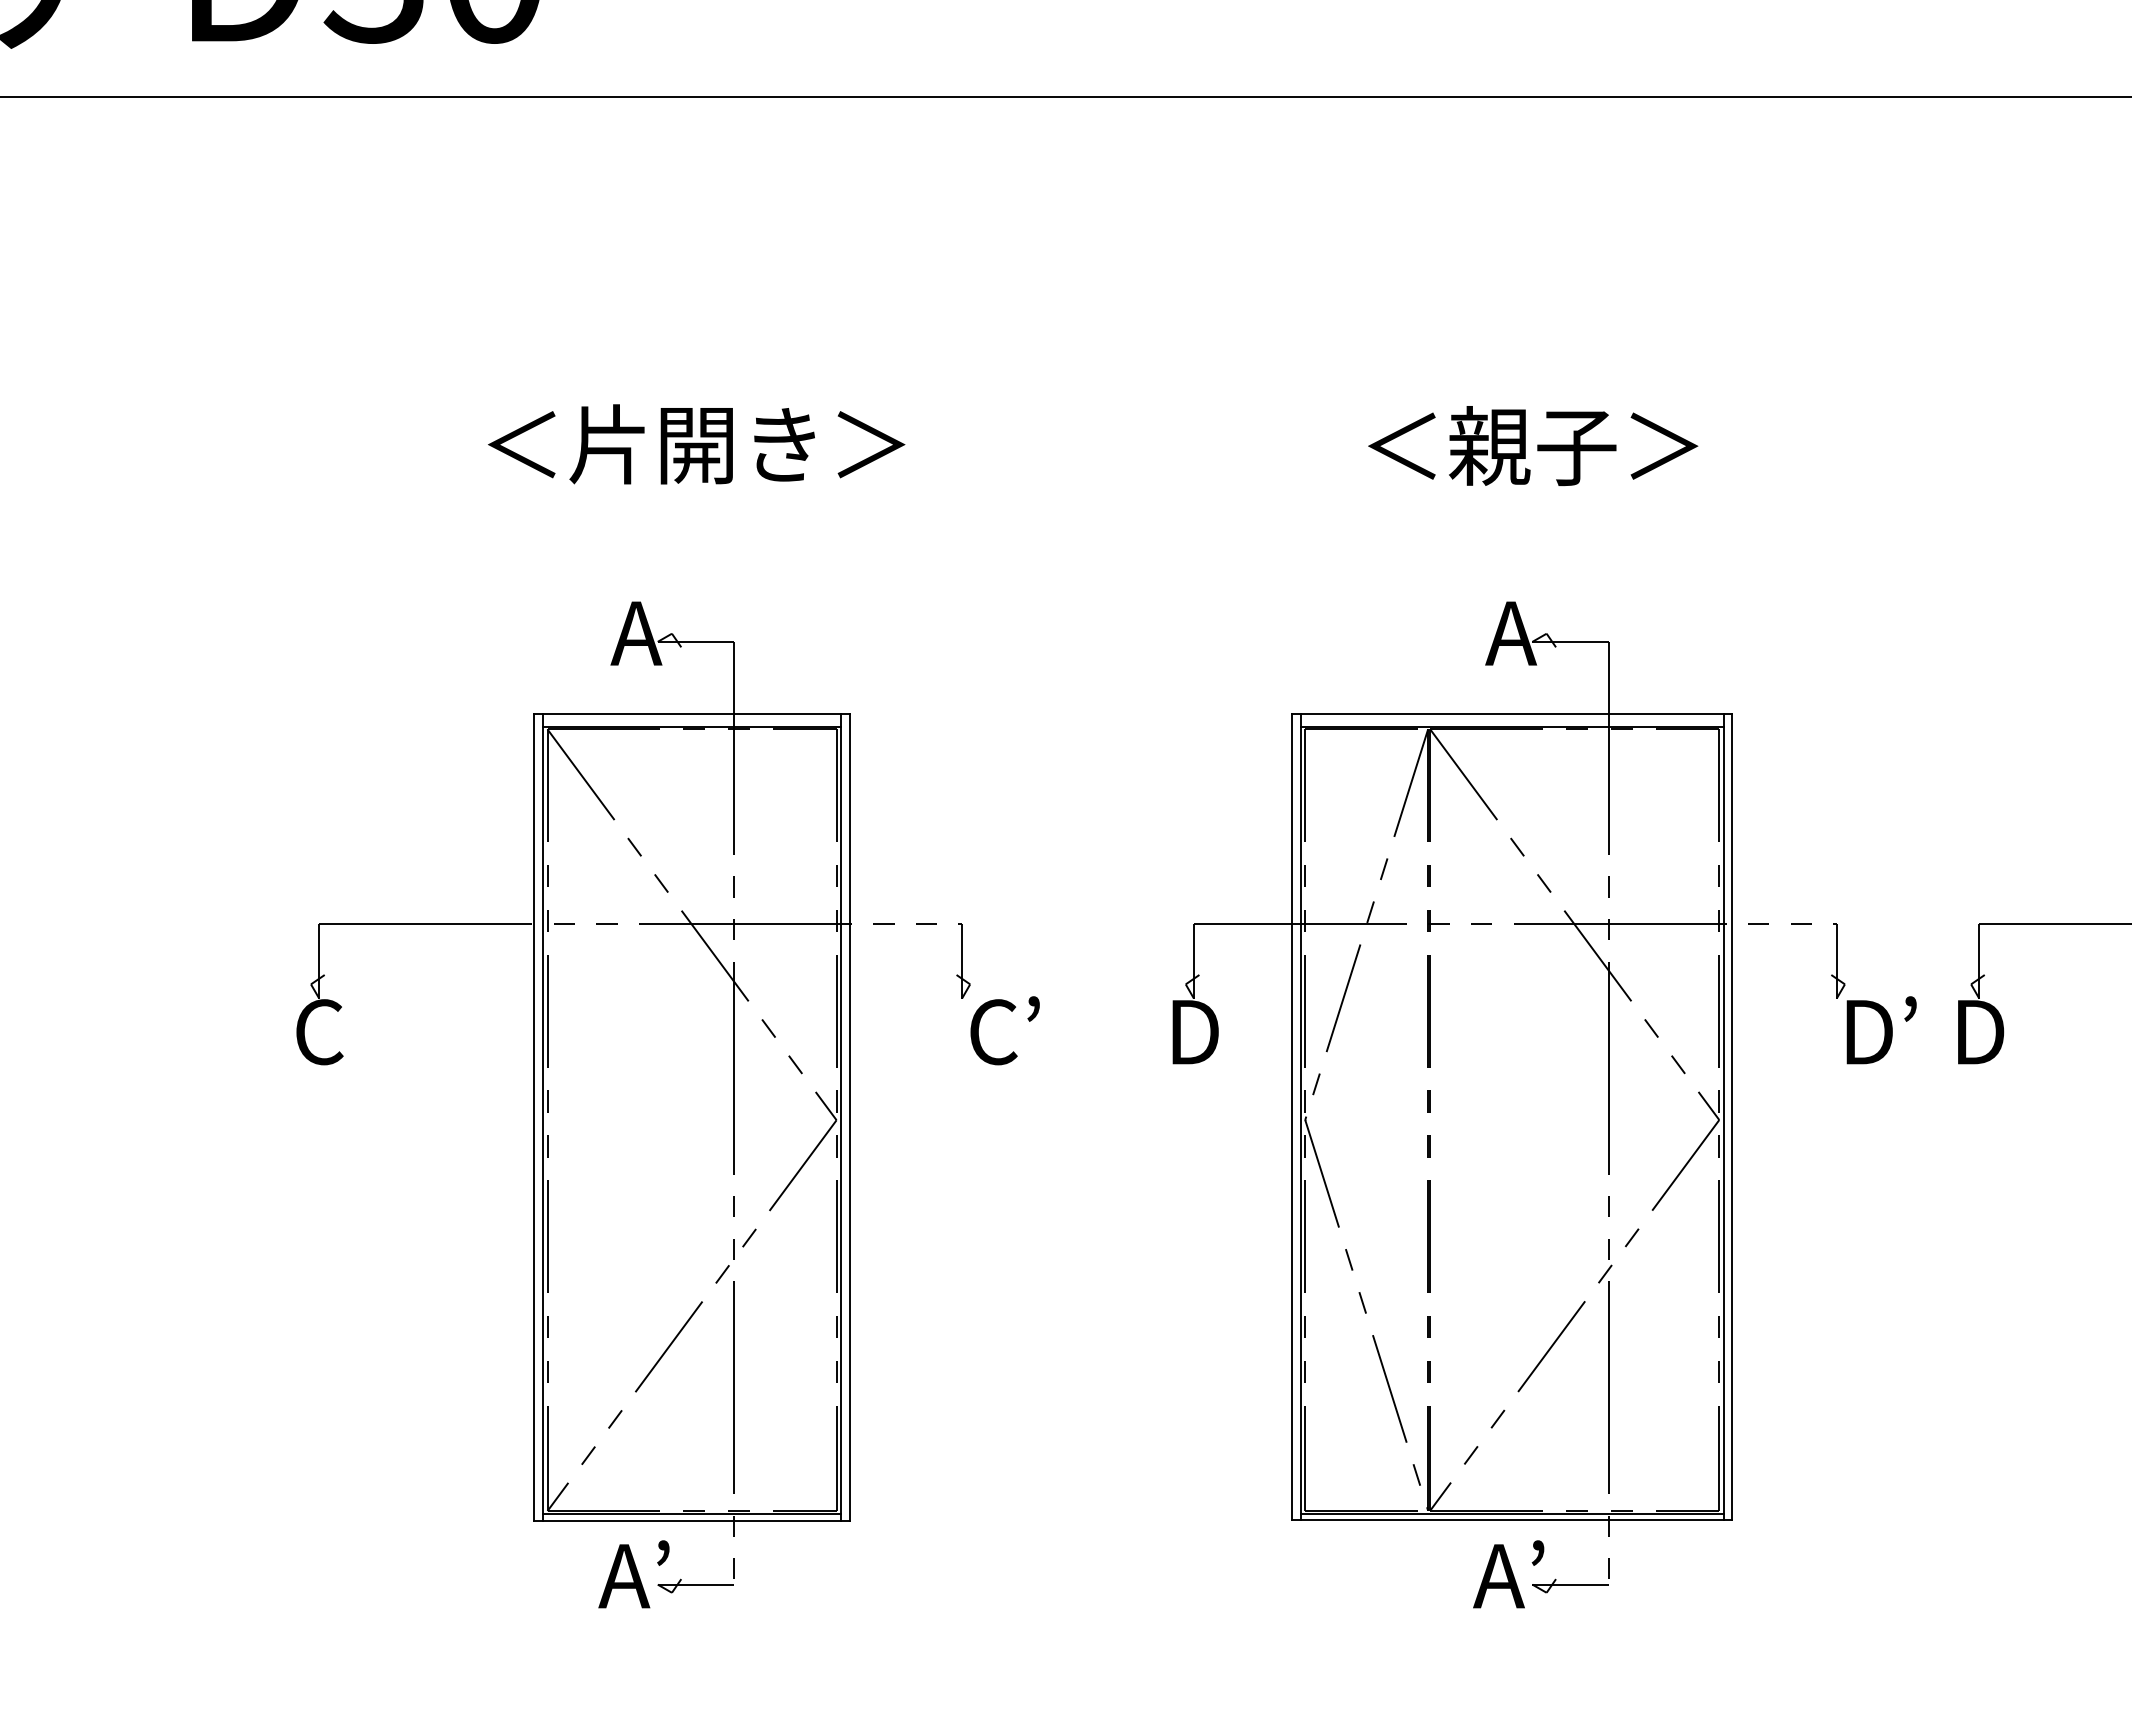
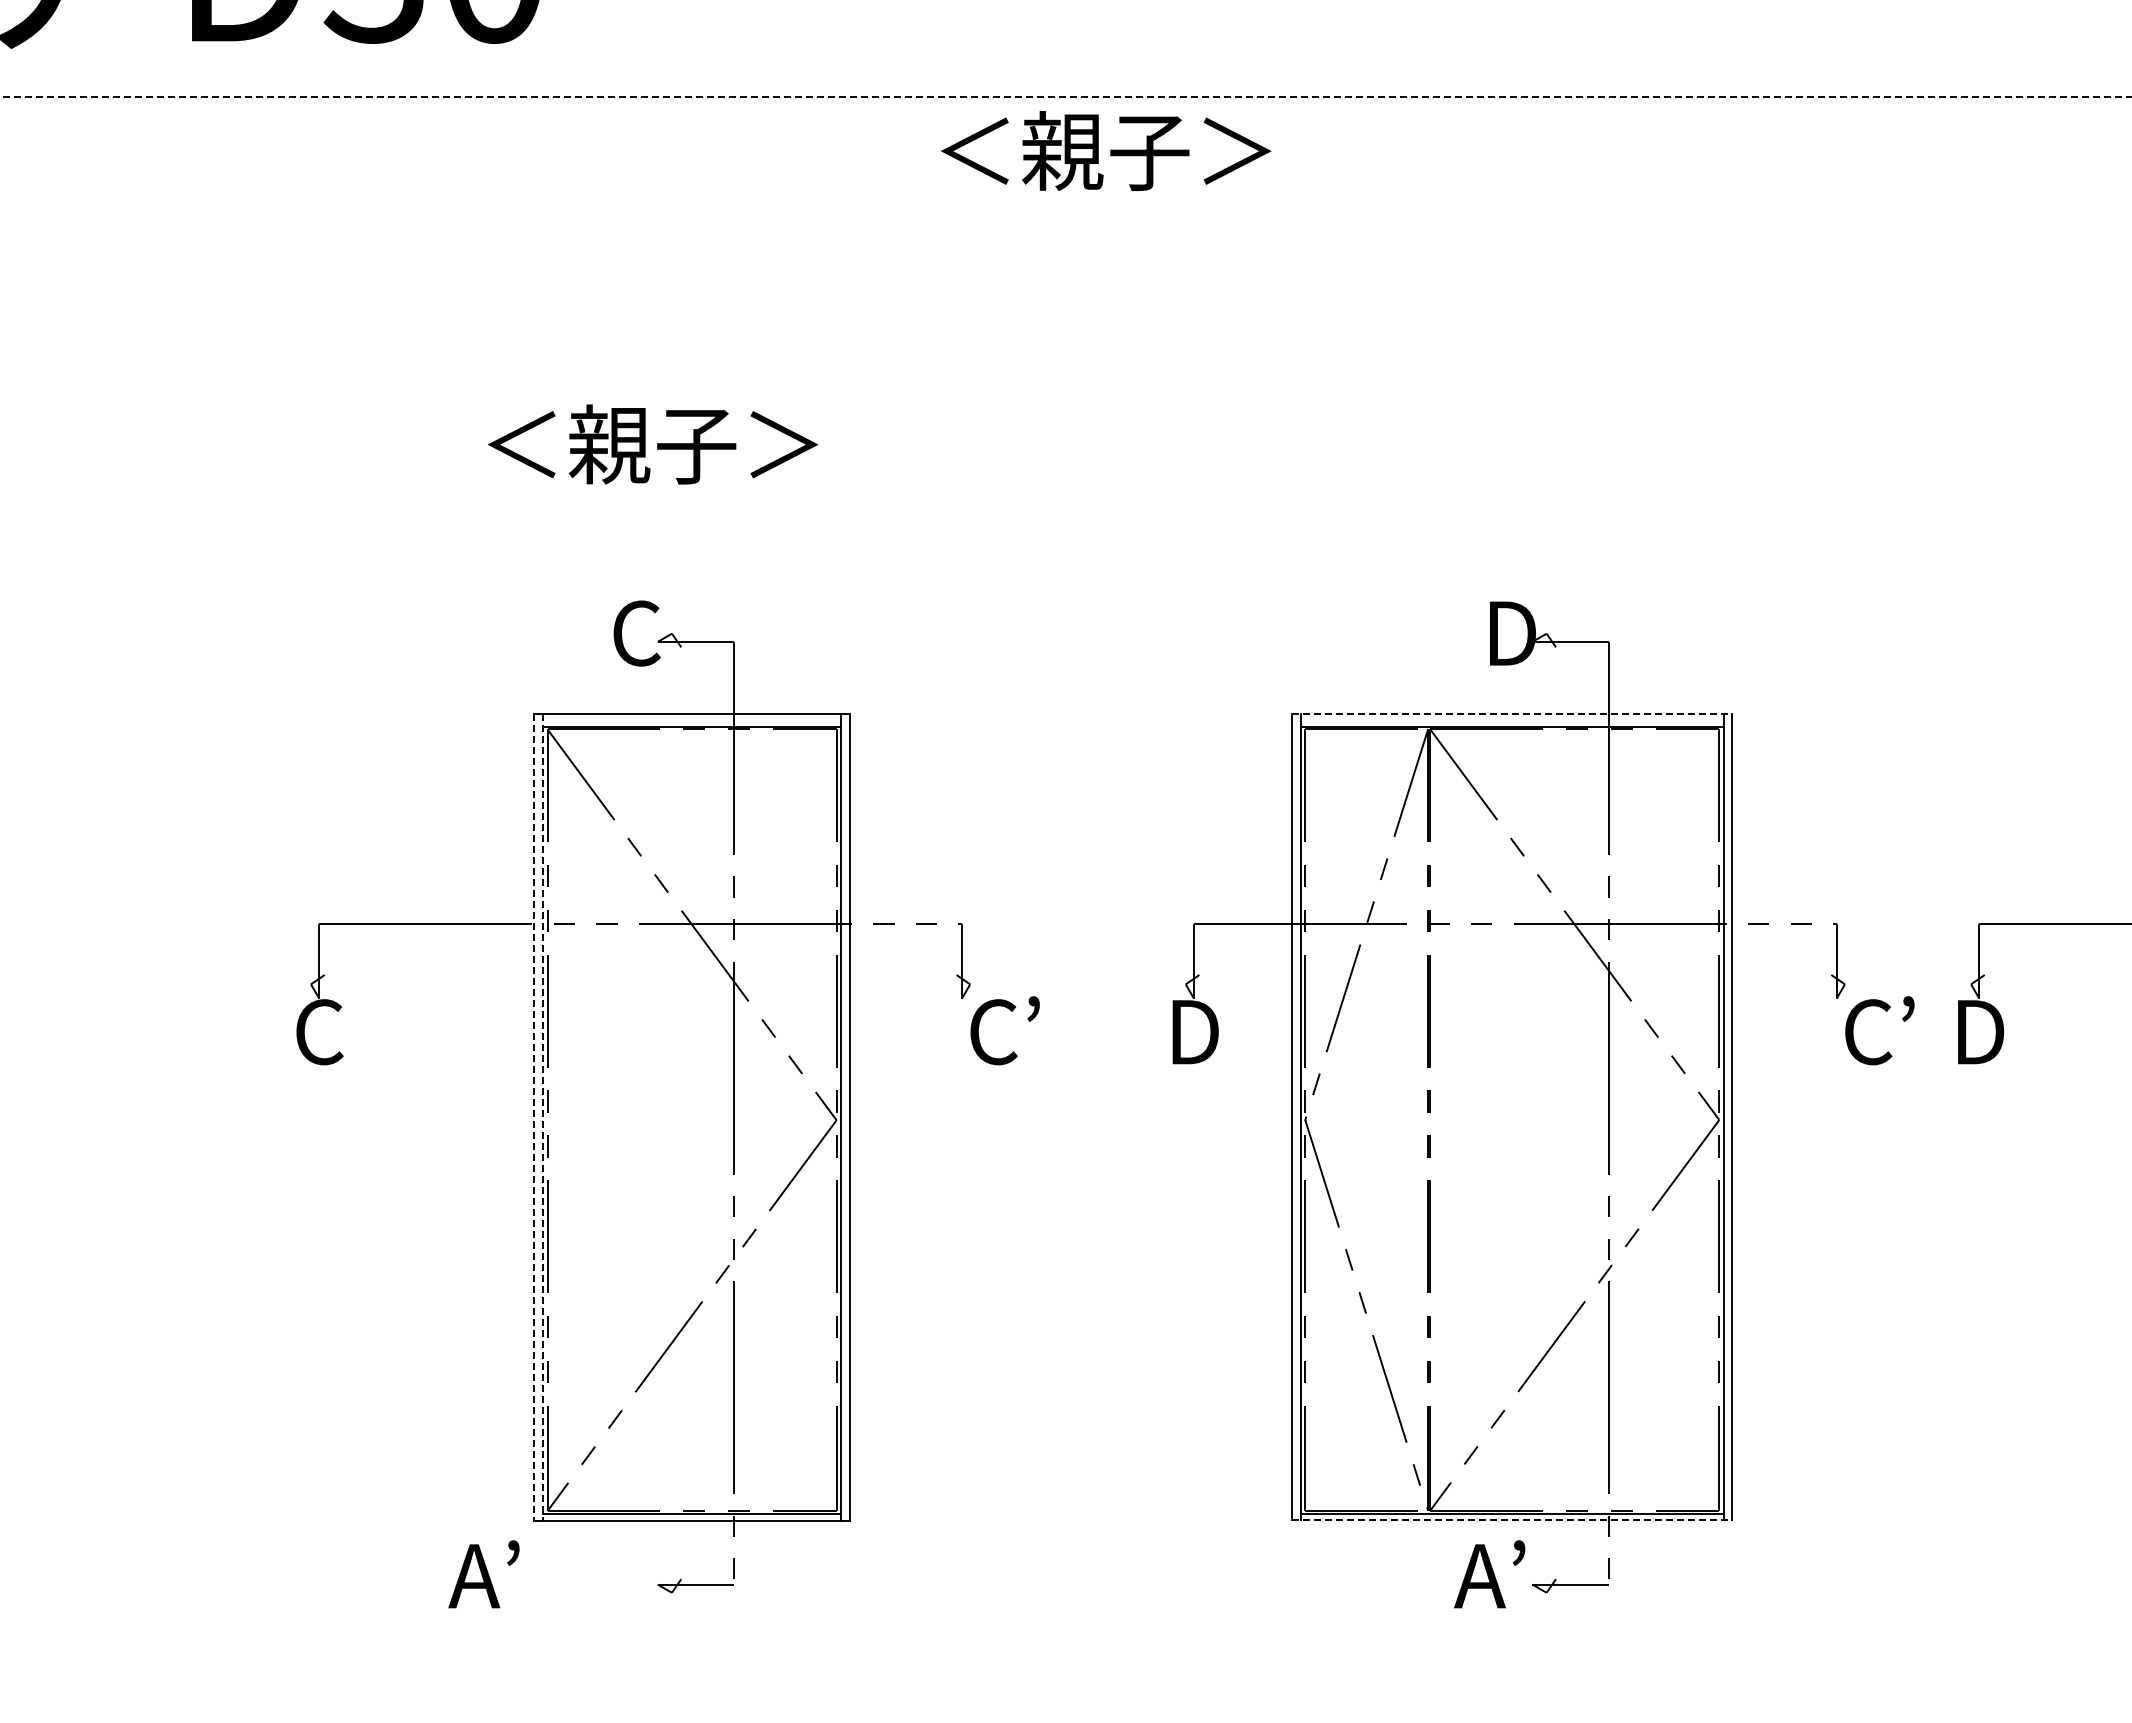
line: solid -> dashed (1066, 97)
text: ＜片開き＞ -> ＜親子＞ (736, 444)
text position: (1533, 446) -> (1106, 151) (1106, 151)
text: A -> C (636, 633)
text: A -> D (1511, 633)
line: solid -> dashed (1512, 714)
text: D’ -> C’ (1880, 1030)
line: solid -> dashed (534, 1118)
line: solid -> dashed (543, 1118)
line: solid -> dashed (1512, 1520)
text position: (633, 1574) -> (483, 1574) (483, 1574)
text position: (1508, 1574) -> (1489, 1574) (1489, 1574)
